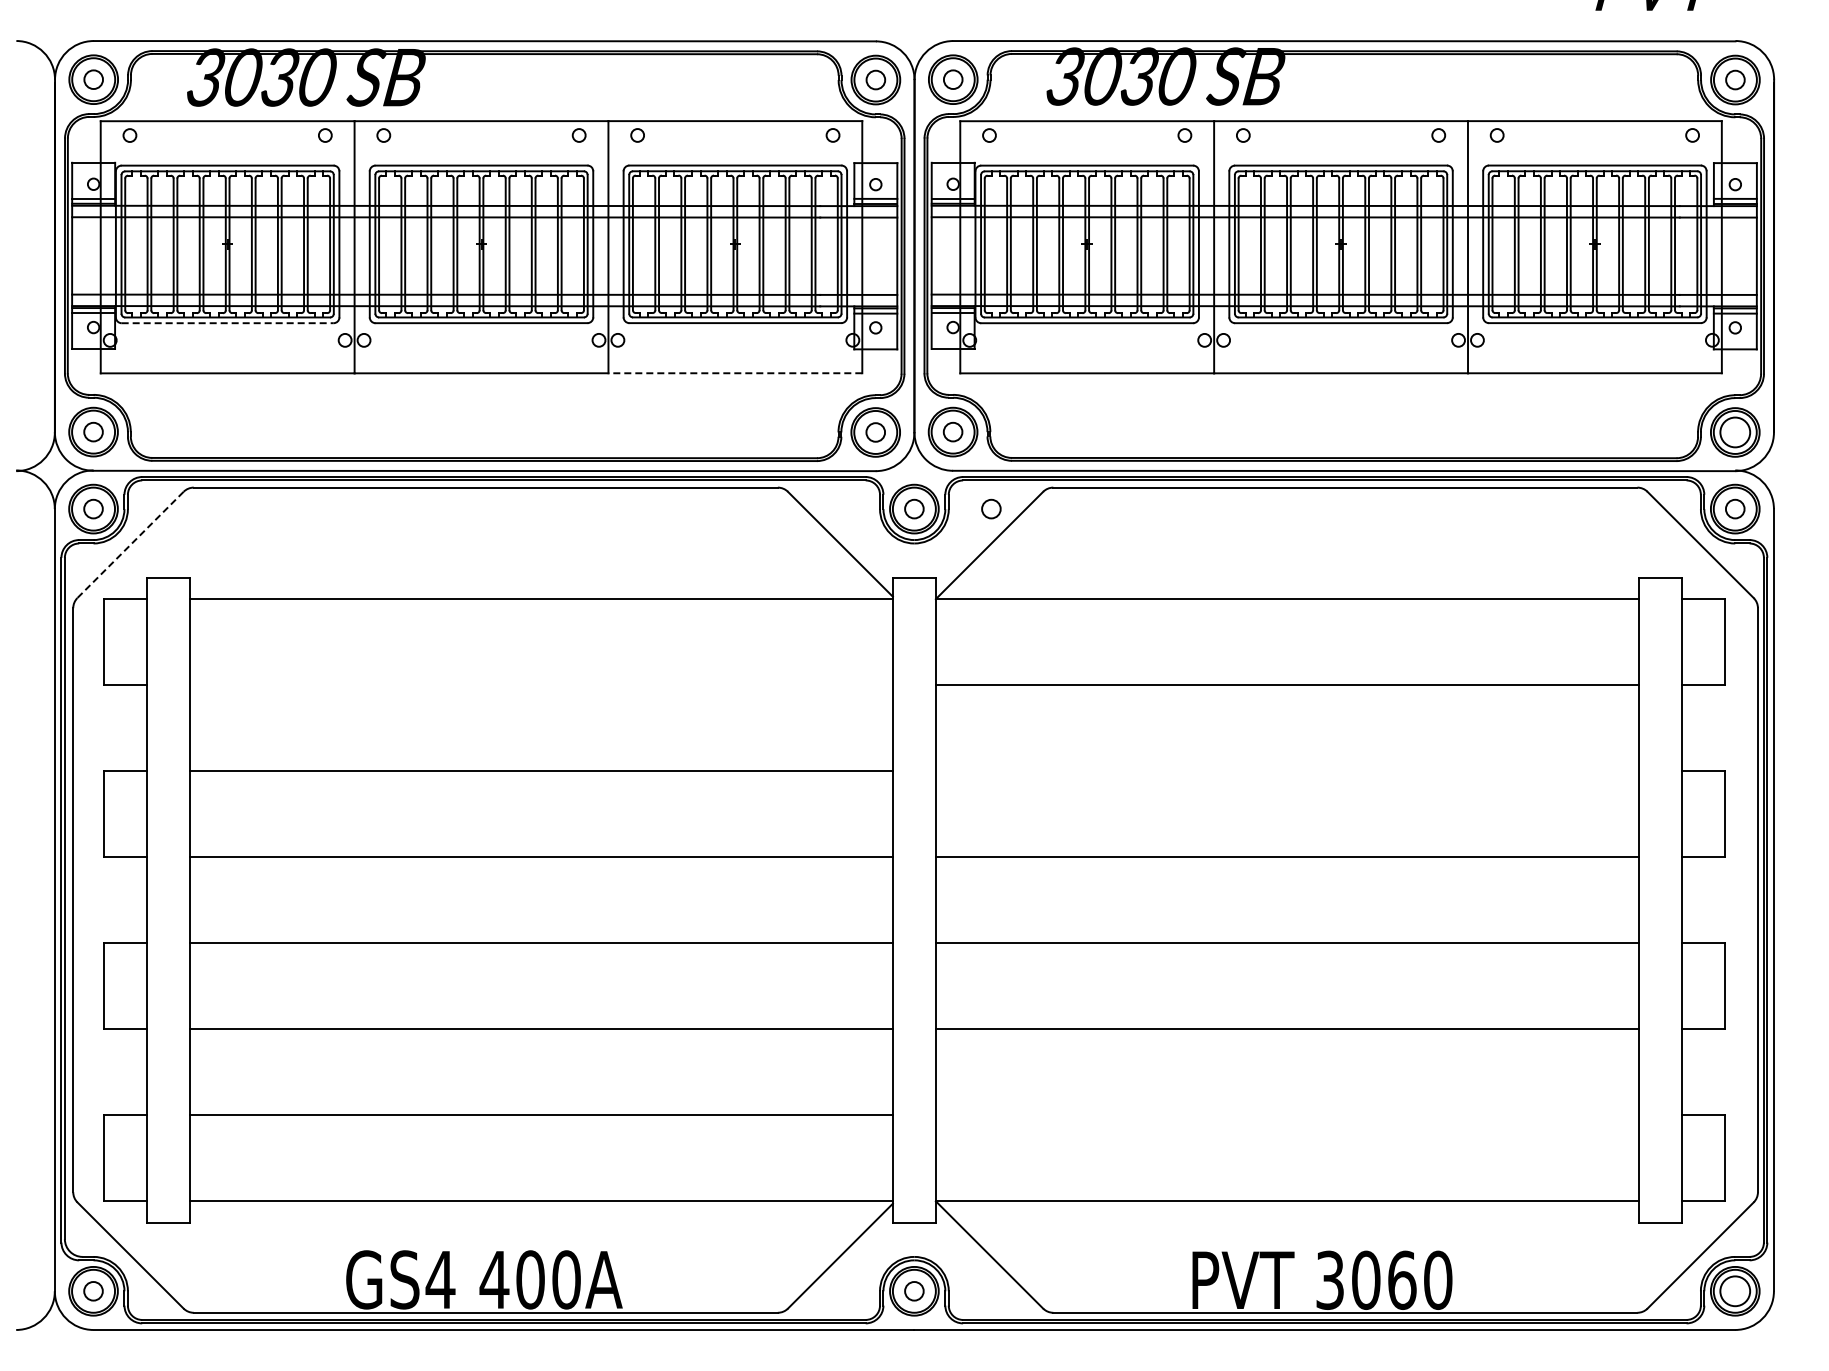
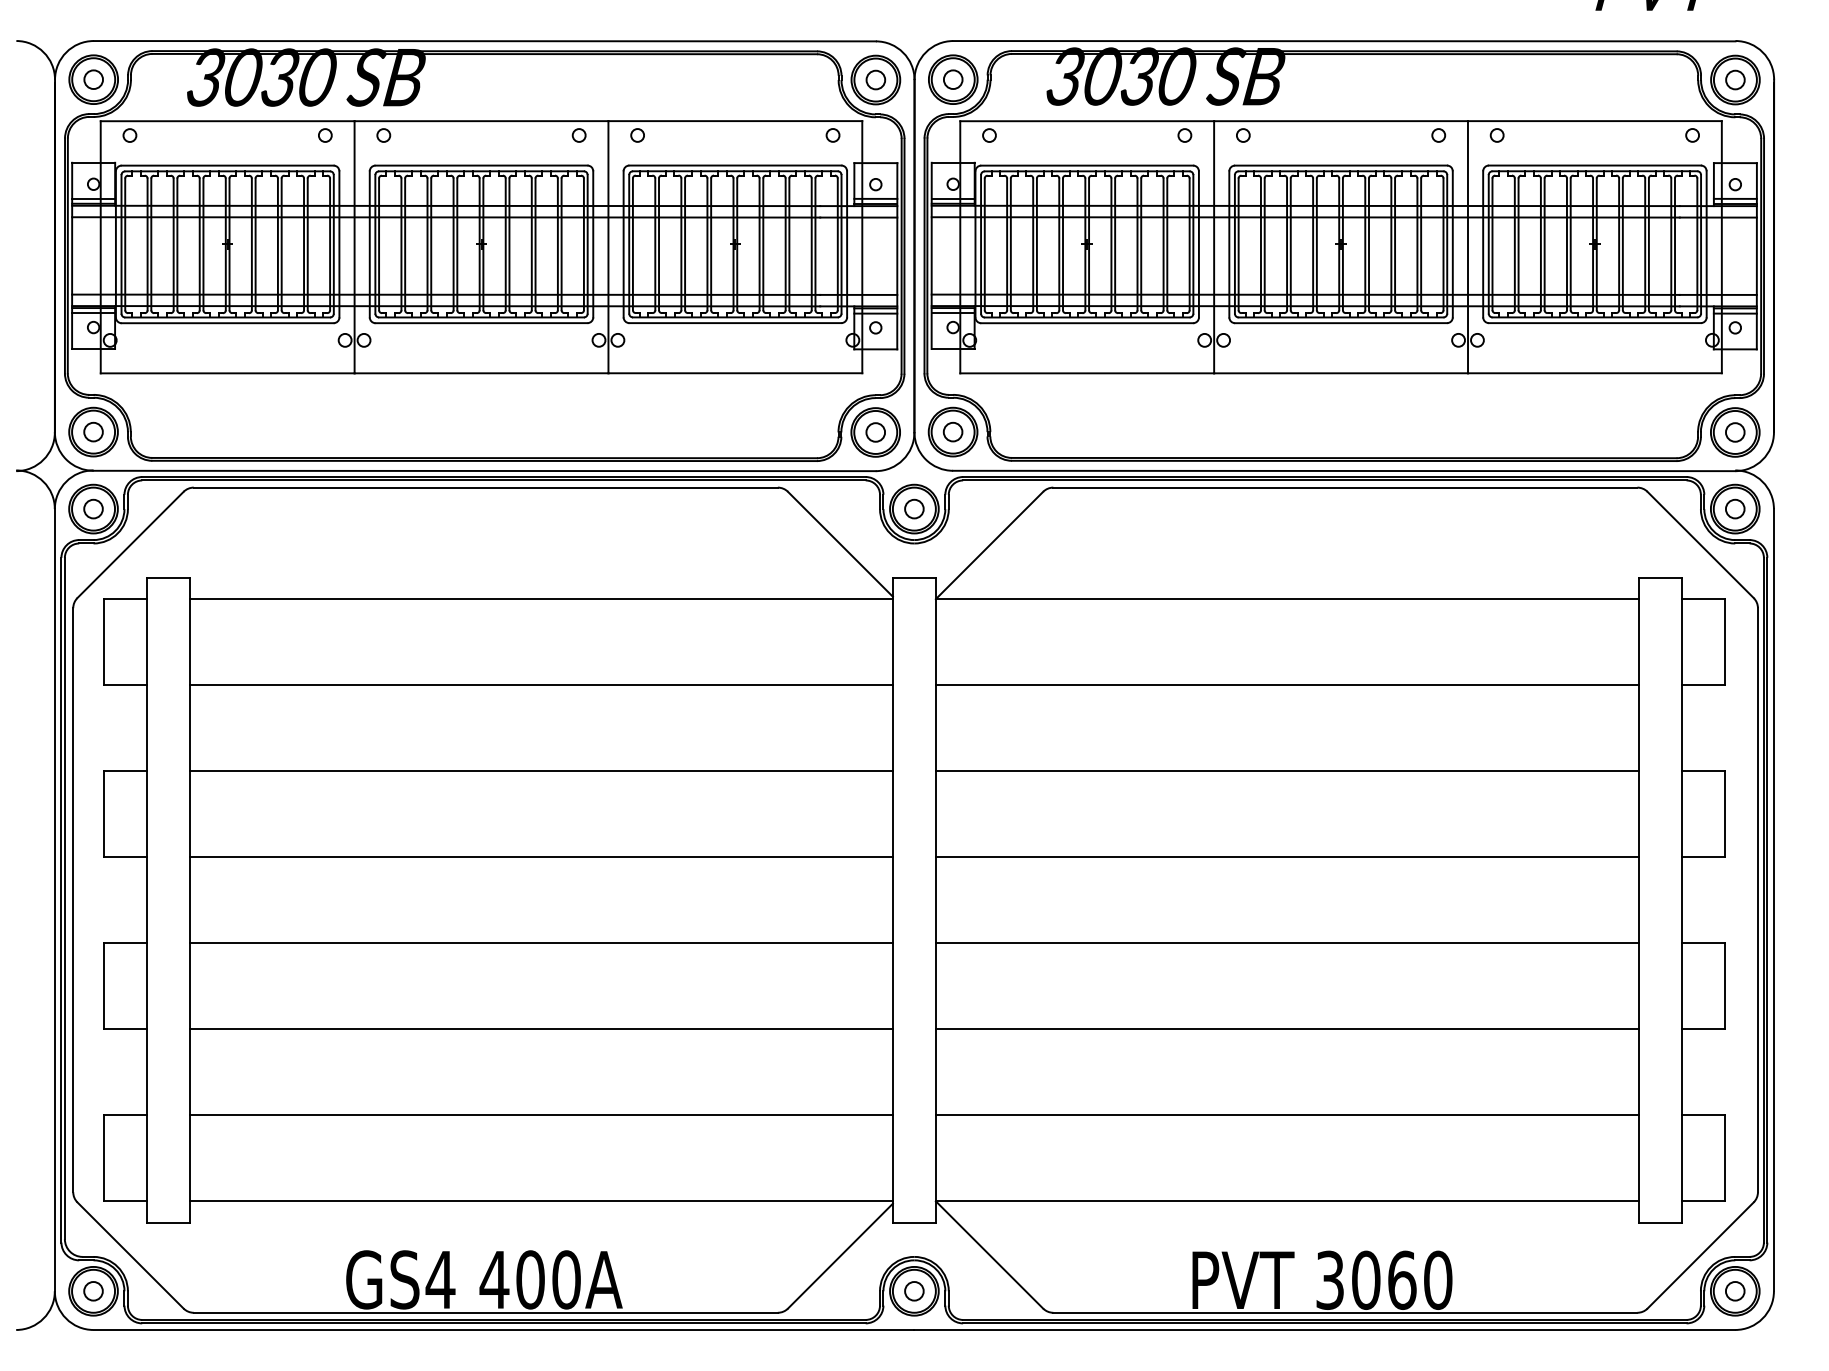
line: dashed -> solid (228, 323)
line: dashed -> solid (735, 373)
circle diameter: 30 px -> 19 px (1734, 432)
circle: present -> none (991, 508)
line: dashed -> solid (130, 545)
line: none -> present (540, 685)
line: none -> present (1287, 771)
line: none -> present (1287, 1115)
circle diameter: 30 px -> 19 px (1734, 1291)
